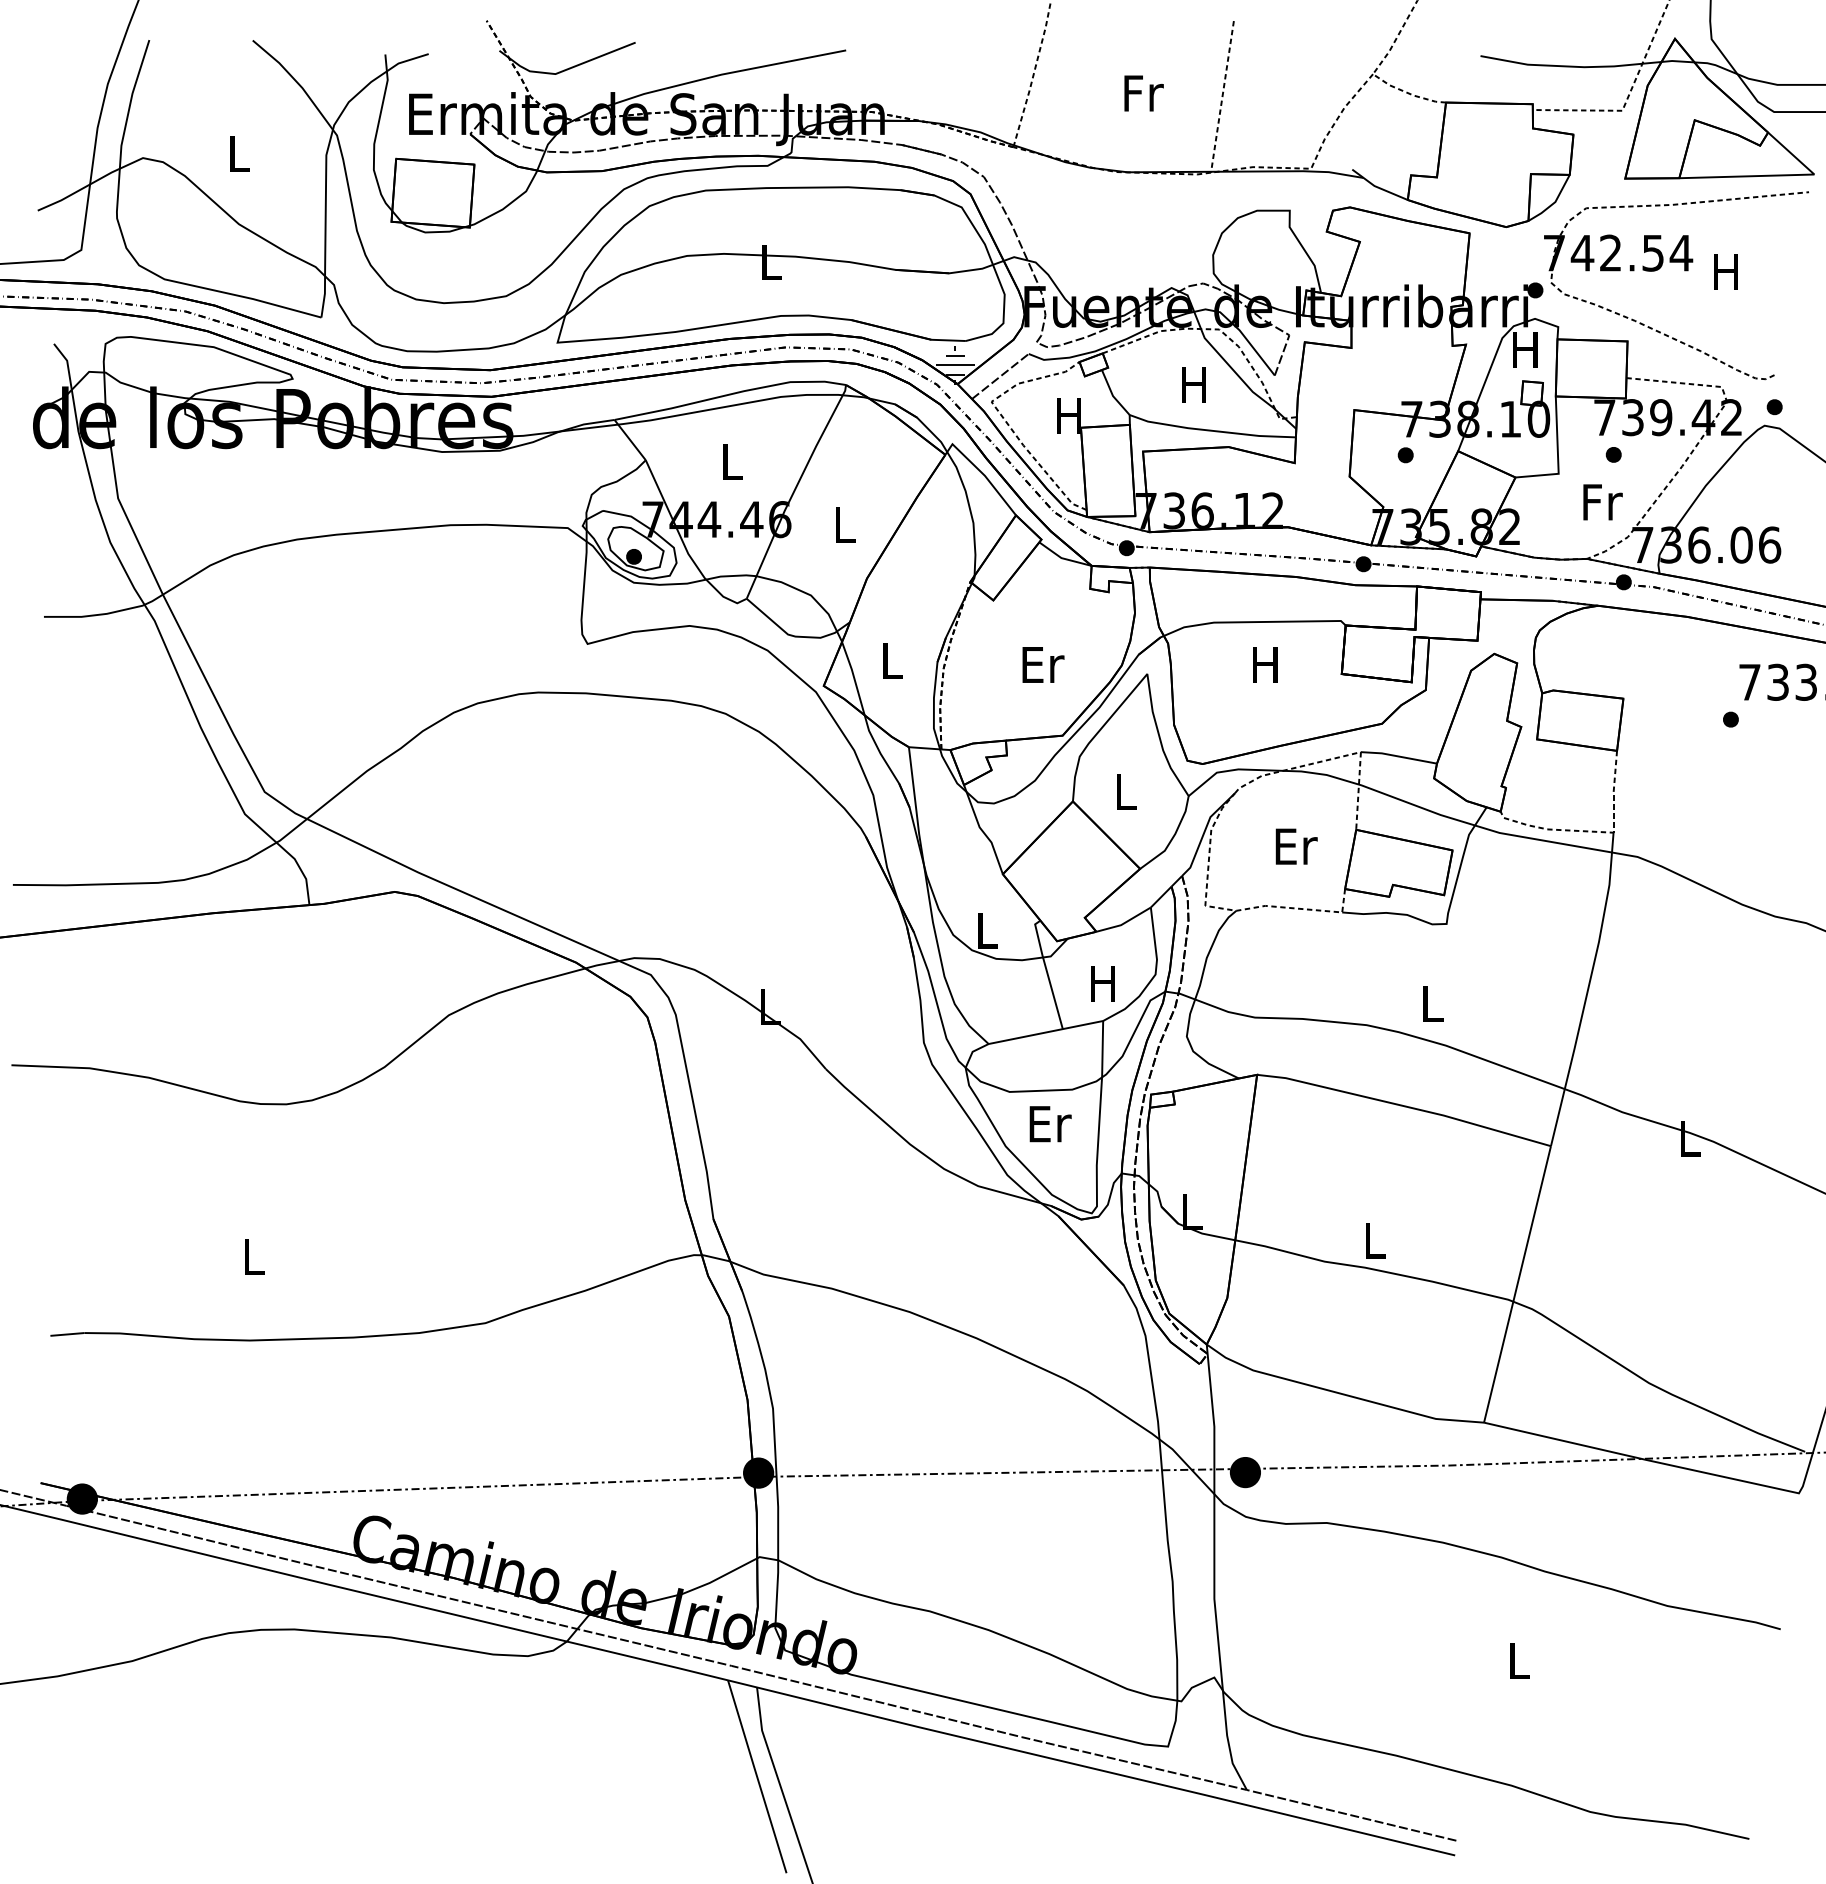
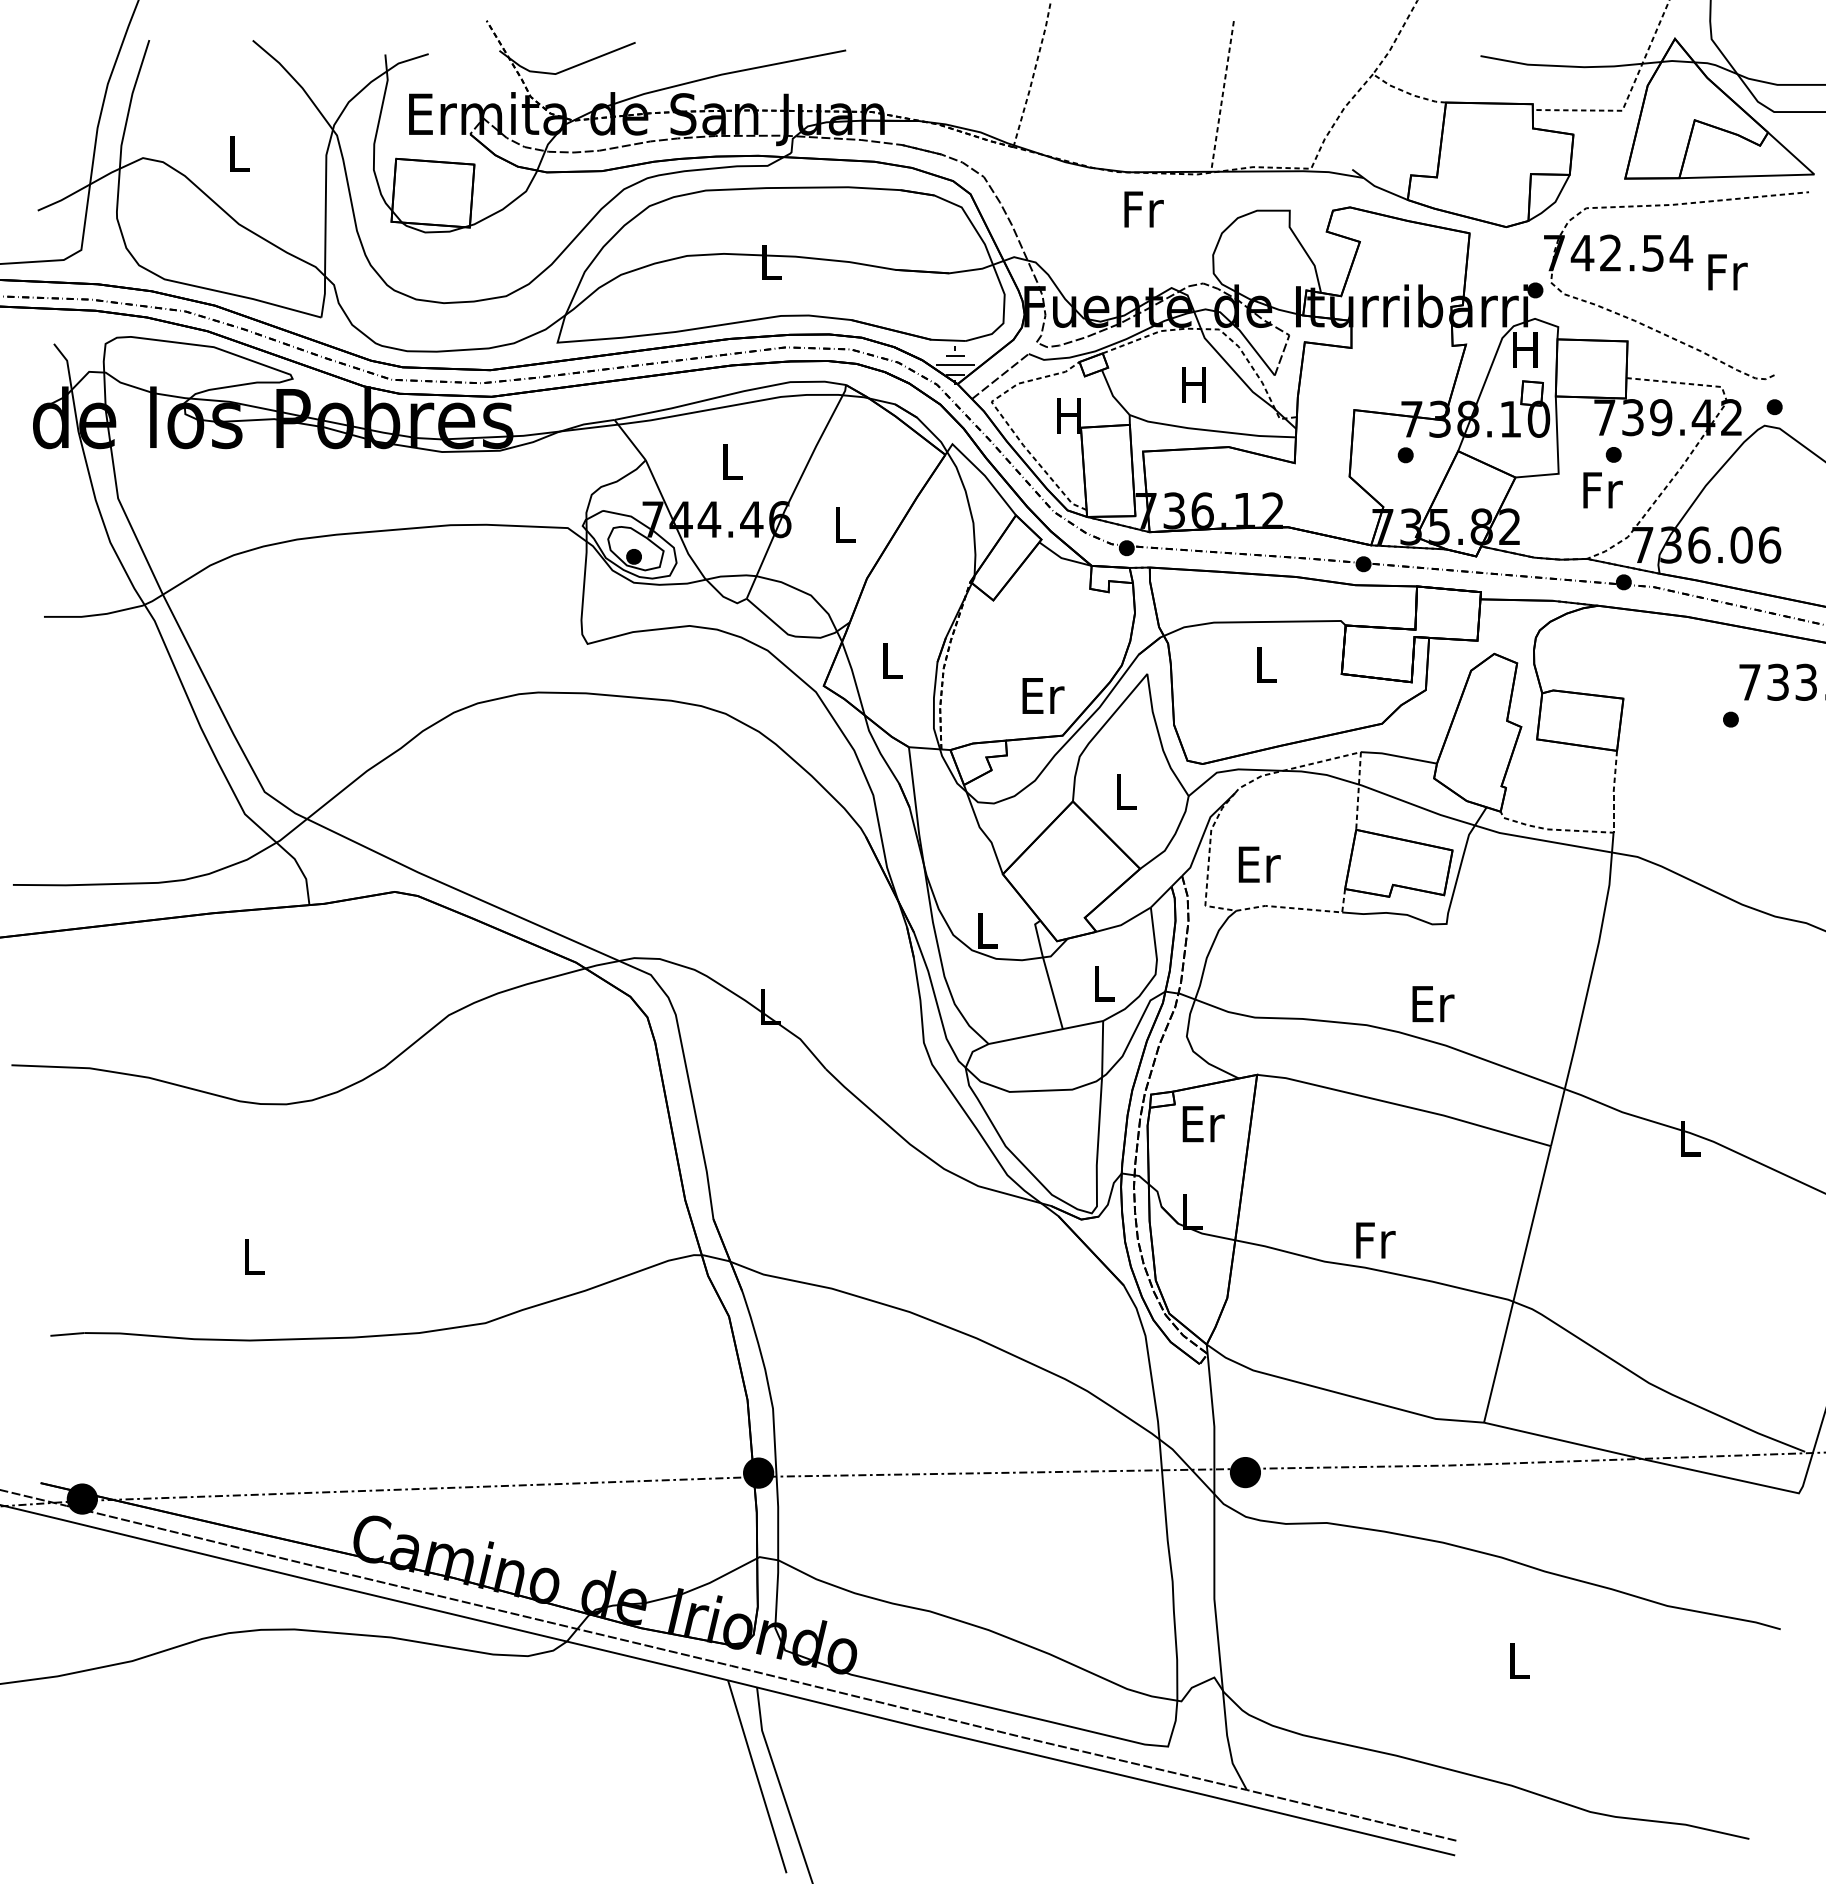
text position: (1143, 93) -> (1143, 209) (1143, 209)
text: H -> Fr (1727, 272)
text position: (1602, 502) -> (1602, 490) (1602, 490)
text position: (1043, 664) -> (1043, 695) (1043, 695)
text: H -> L (1265, 664)
text position: (1296, 846) -> (1259, 864) (1259, 864)
text: H -> L (1102, 983)
text: L -> Er (1433, 1004)
text position: (1050, 1124) -> (1203, 1124) (1203, 1124)
text: L -> Fr (1375, 1240)
